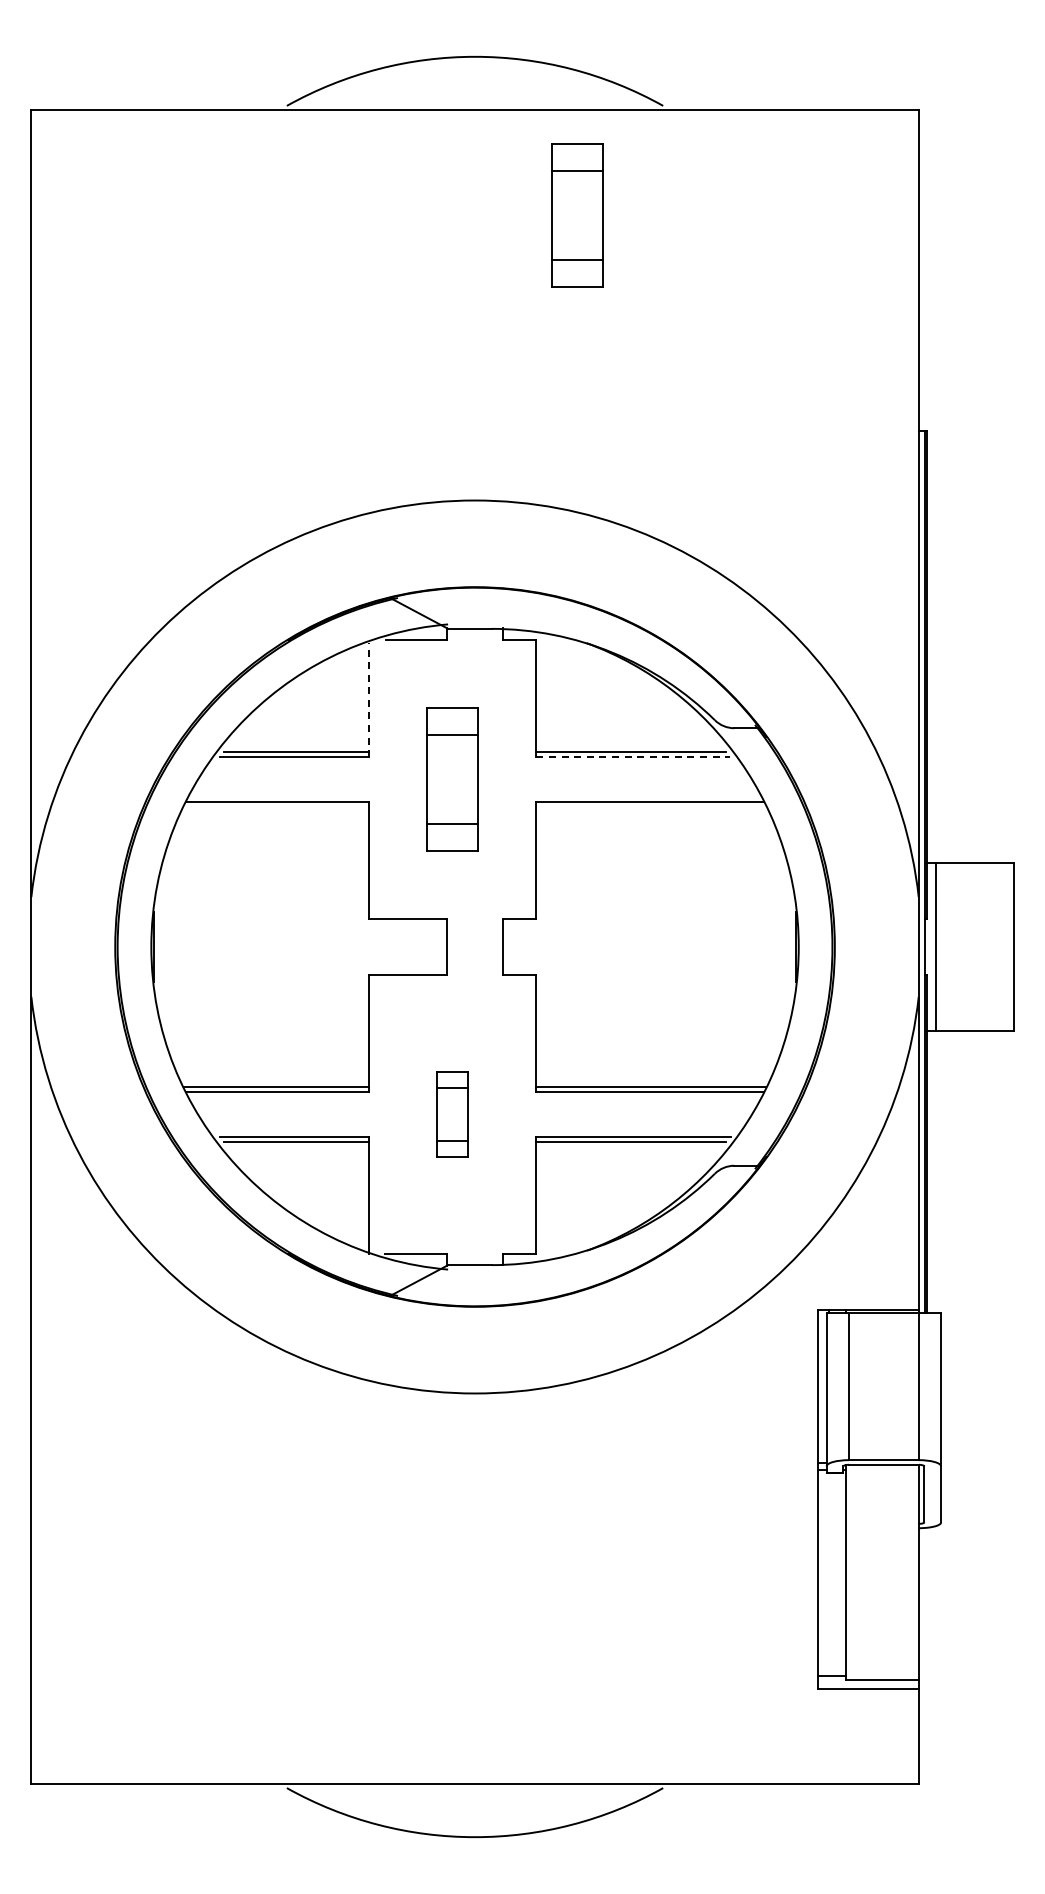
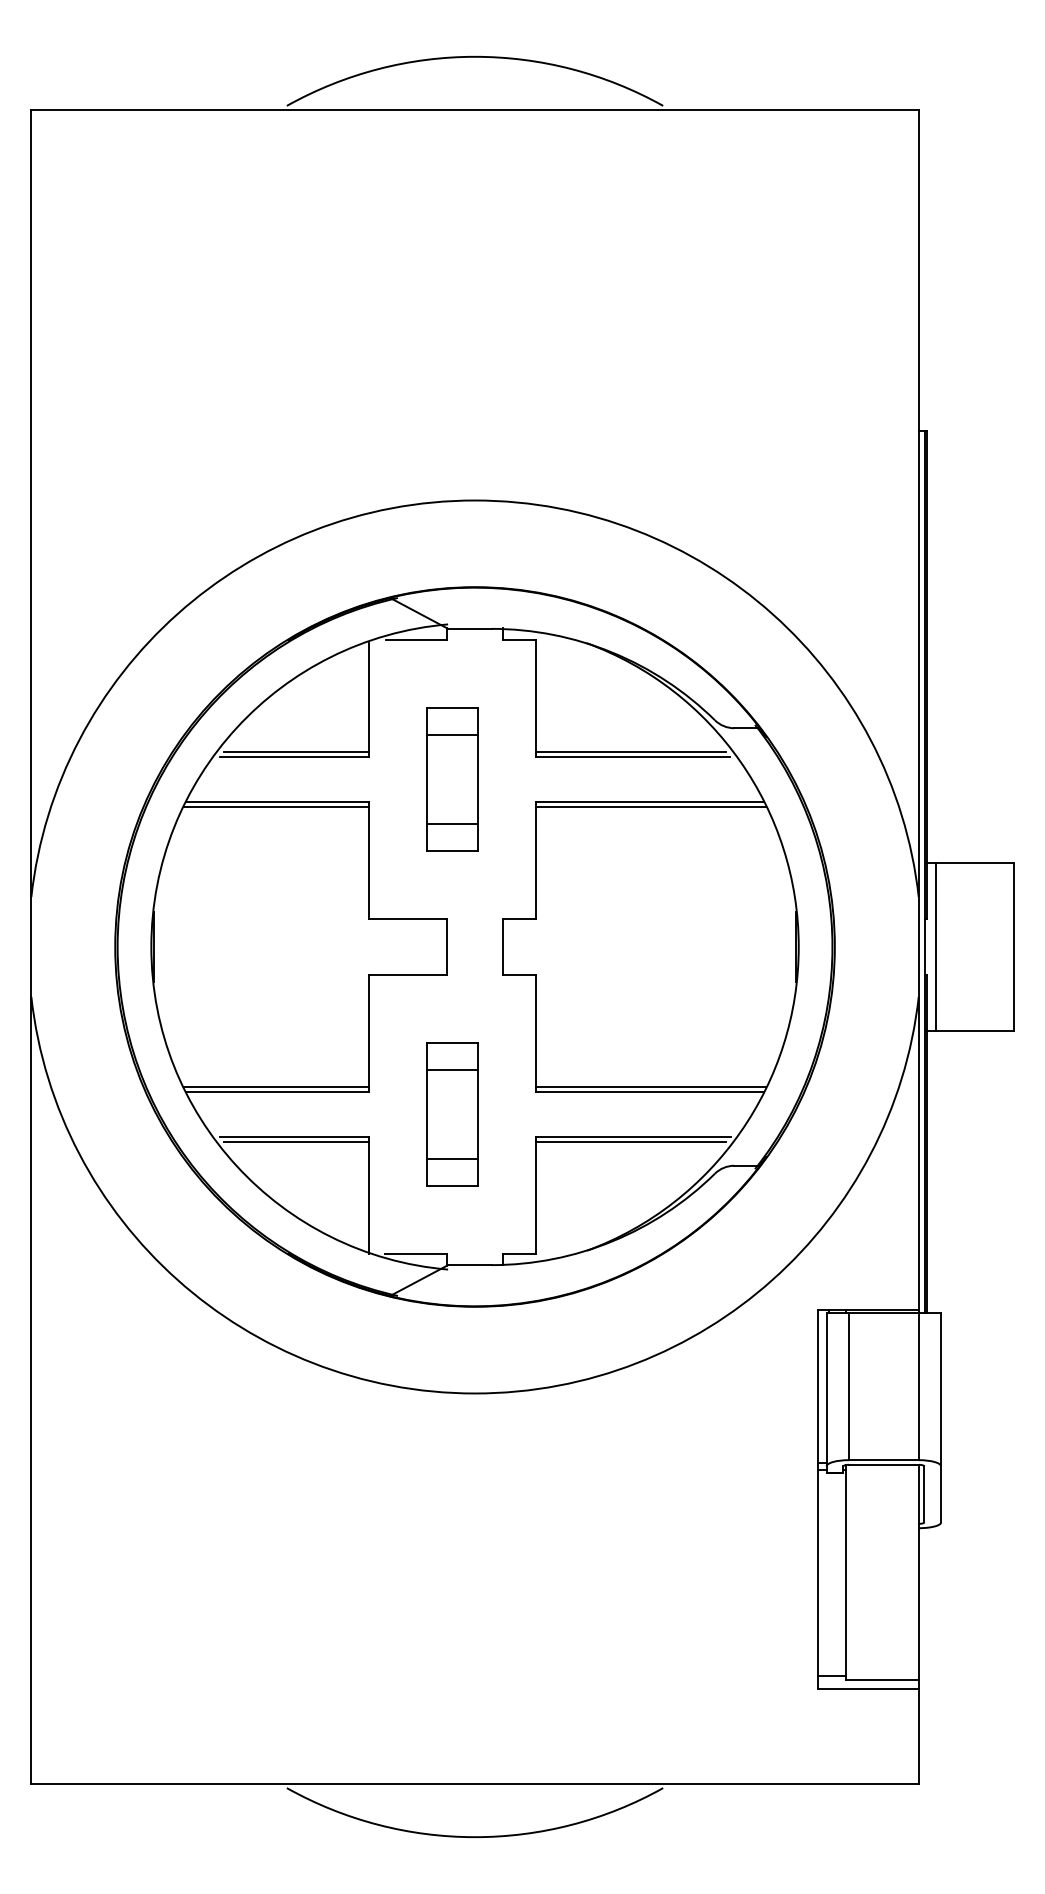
part: present -> none (577, 215)
line: dashed -> solid (369, 699)
line: dashed -> solid (633, 757)
line: none -> present (276, 807)
line: none -> present (651, 807)
part size: 33x87 px -> 53x145 px (452, 1114)
